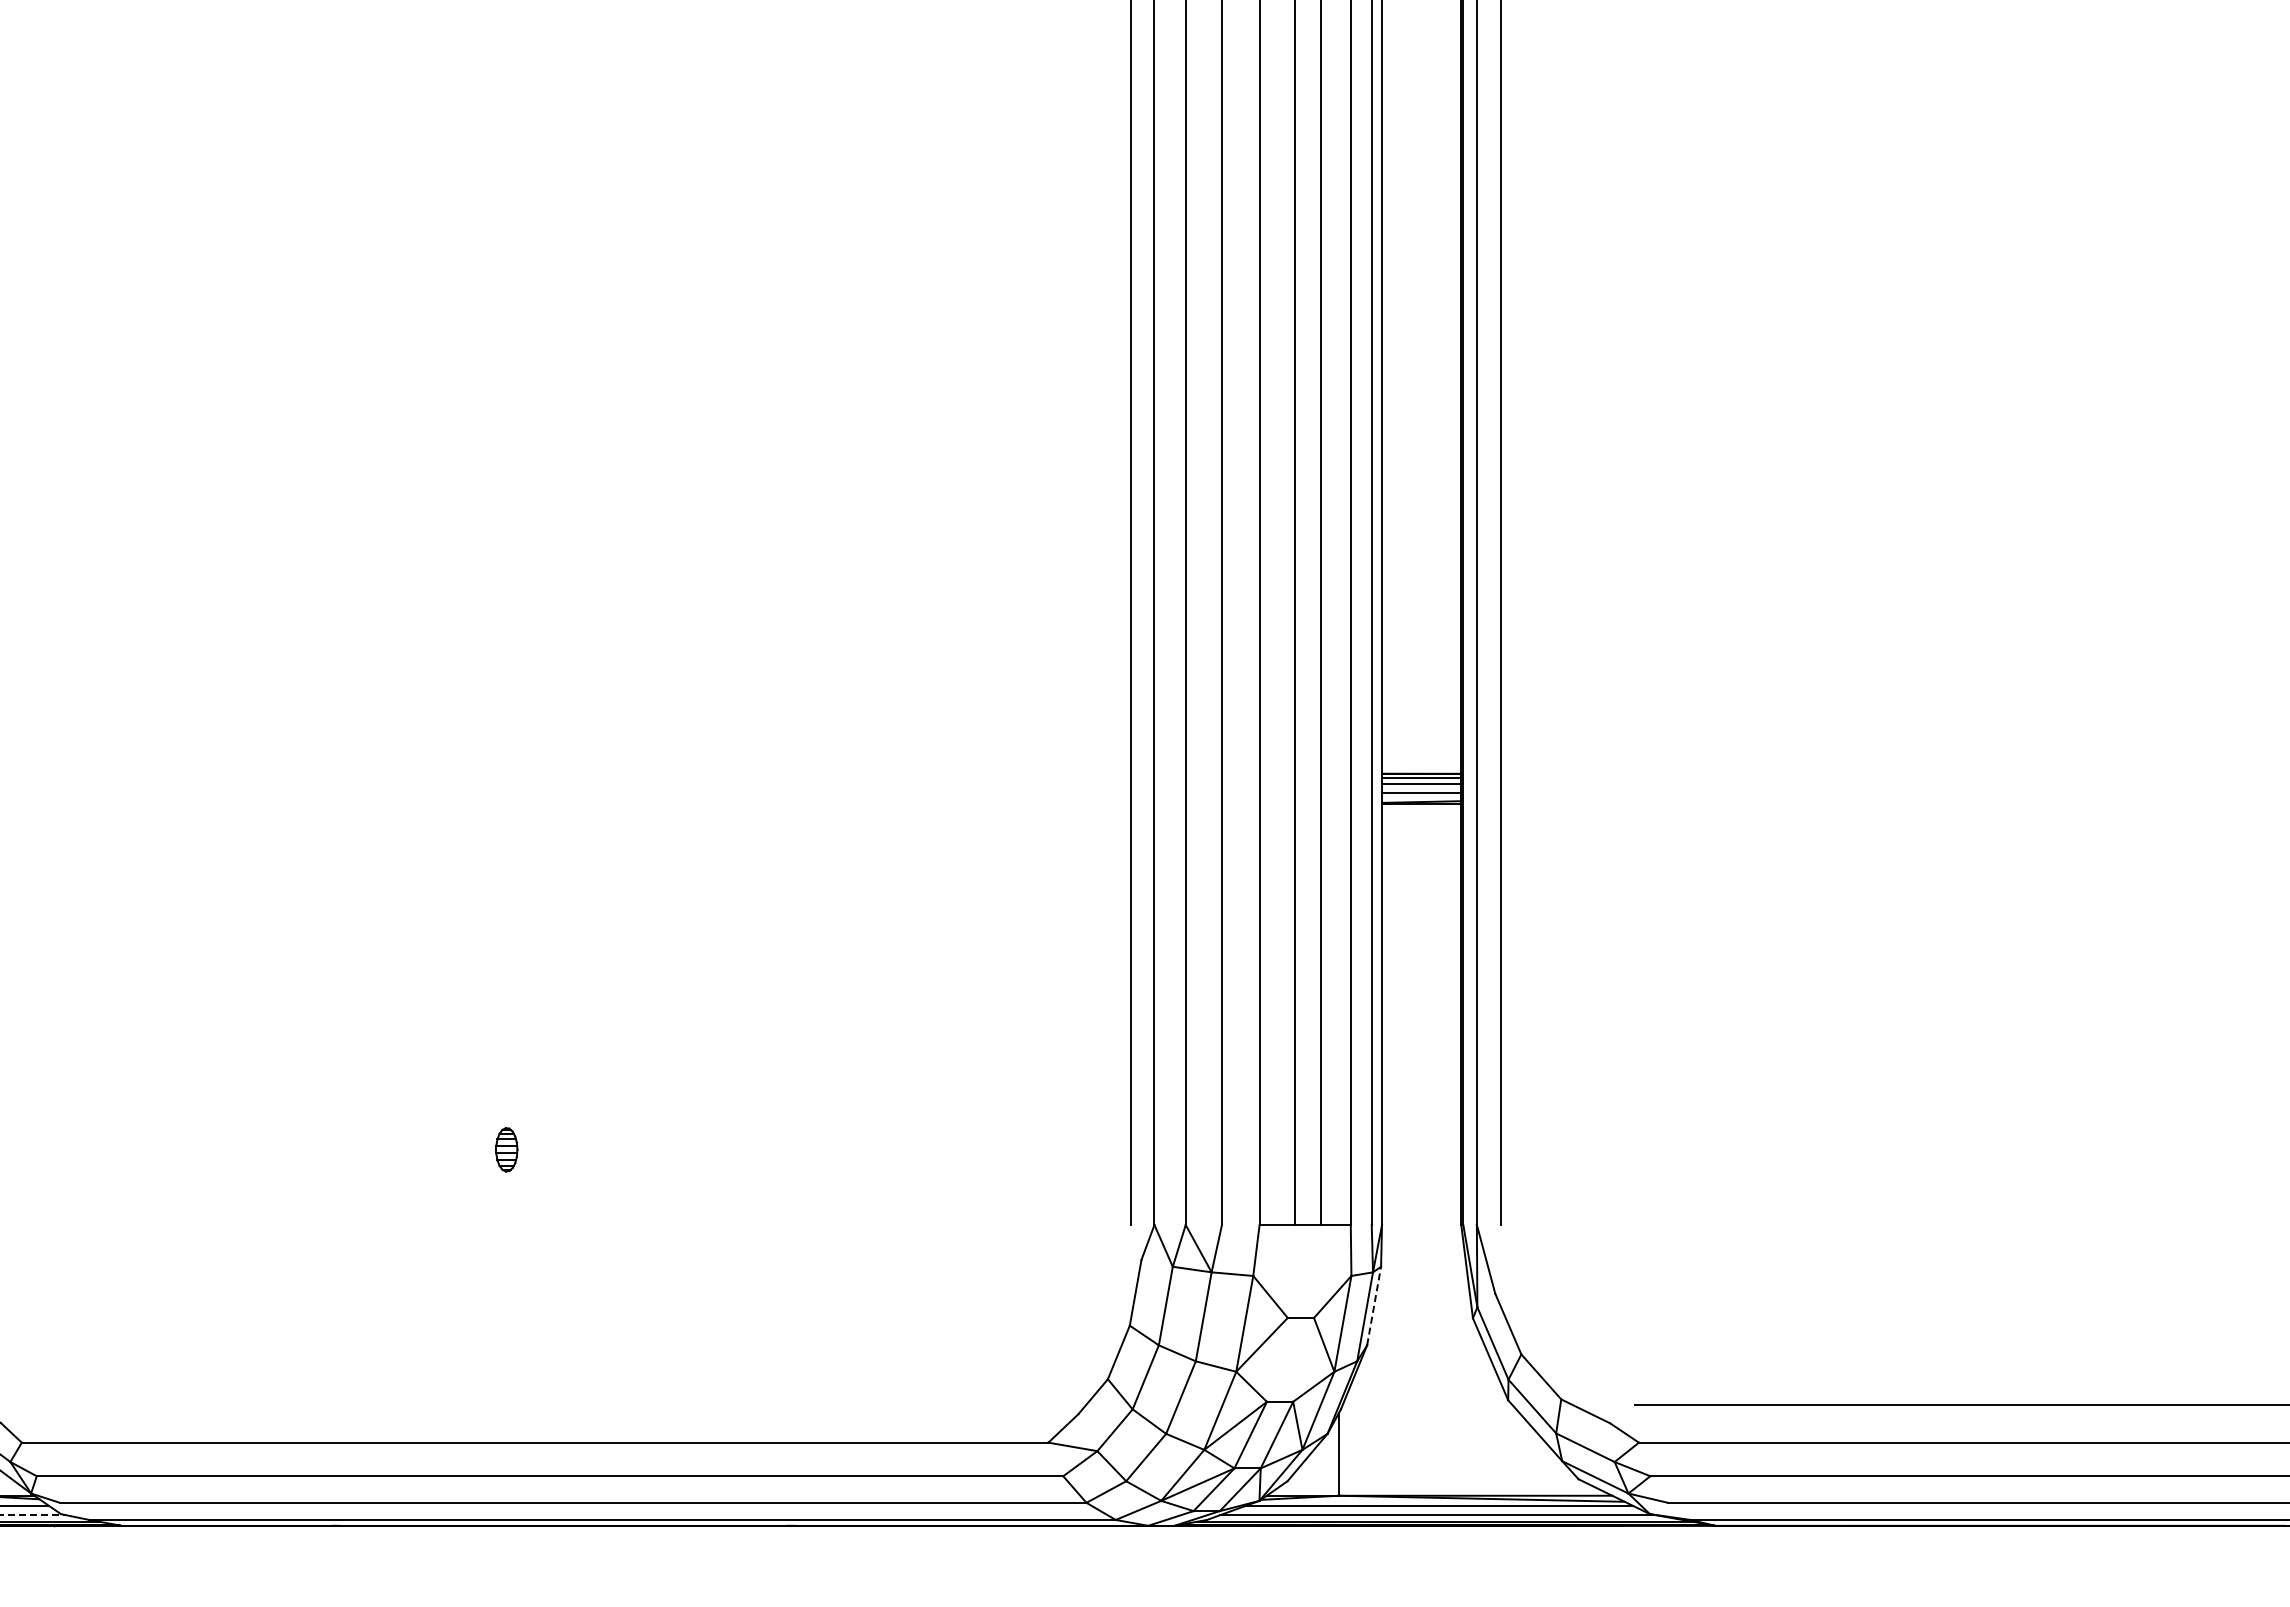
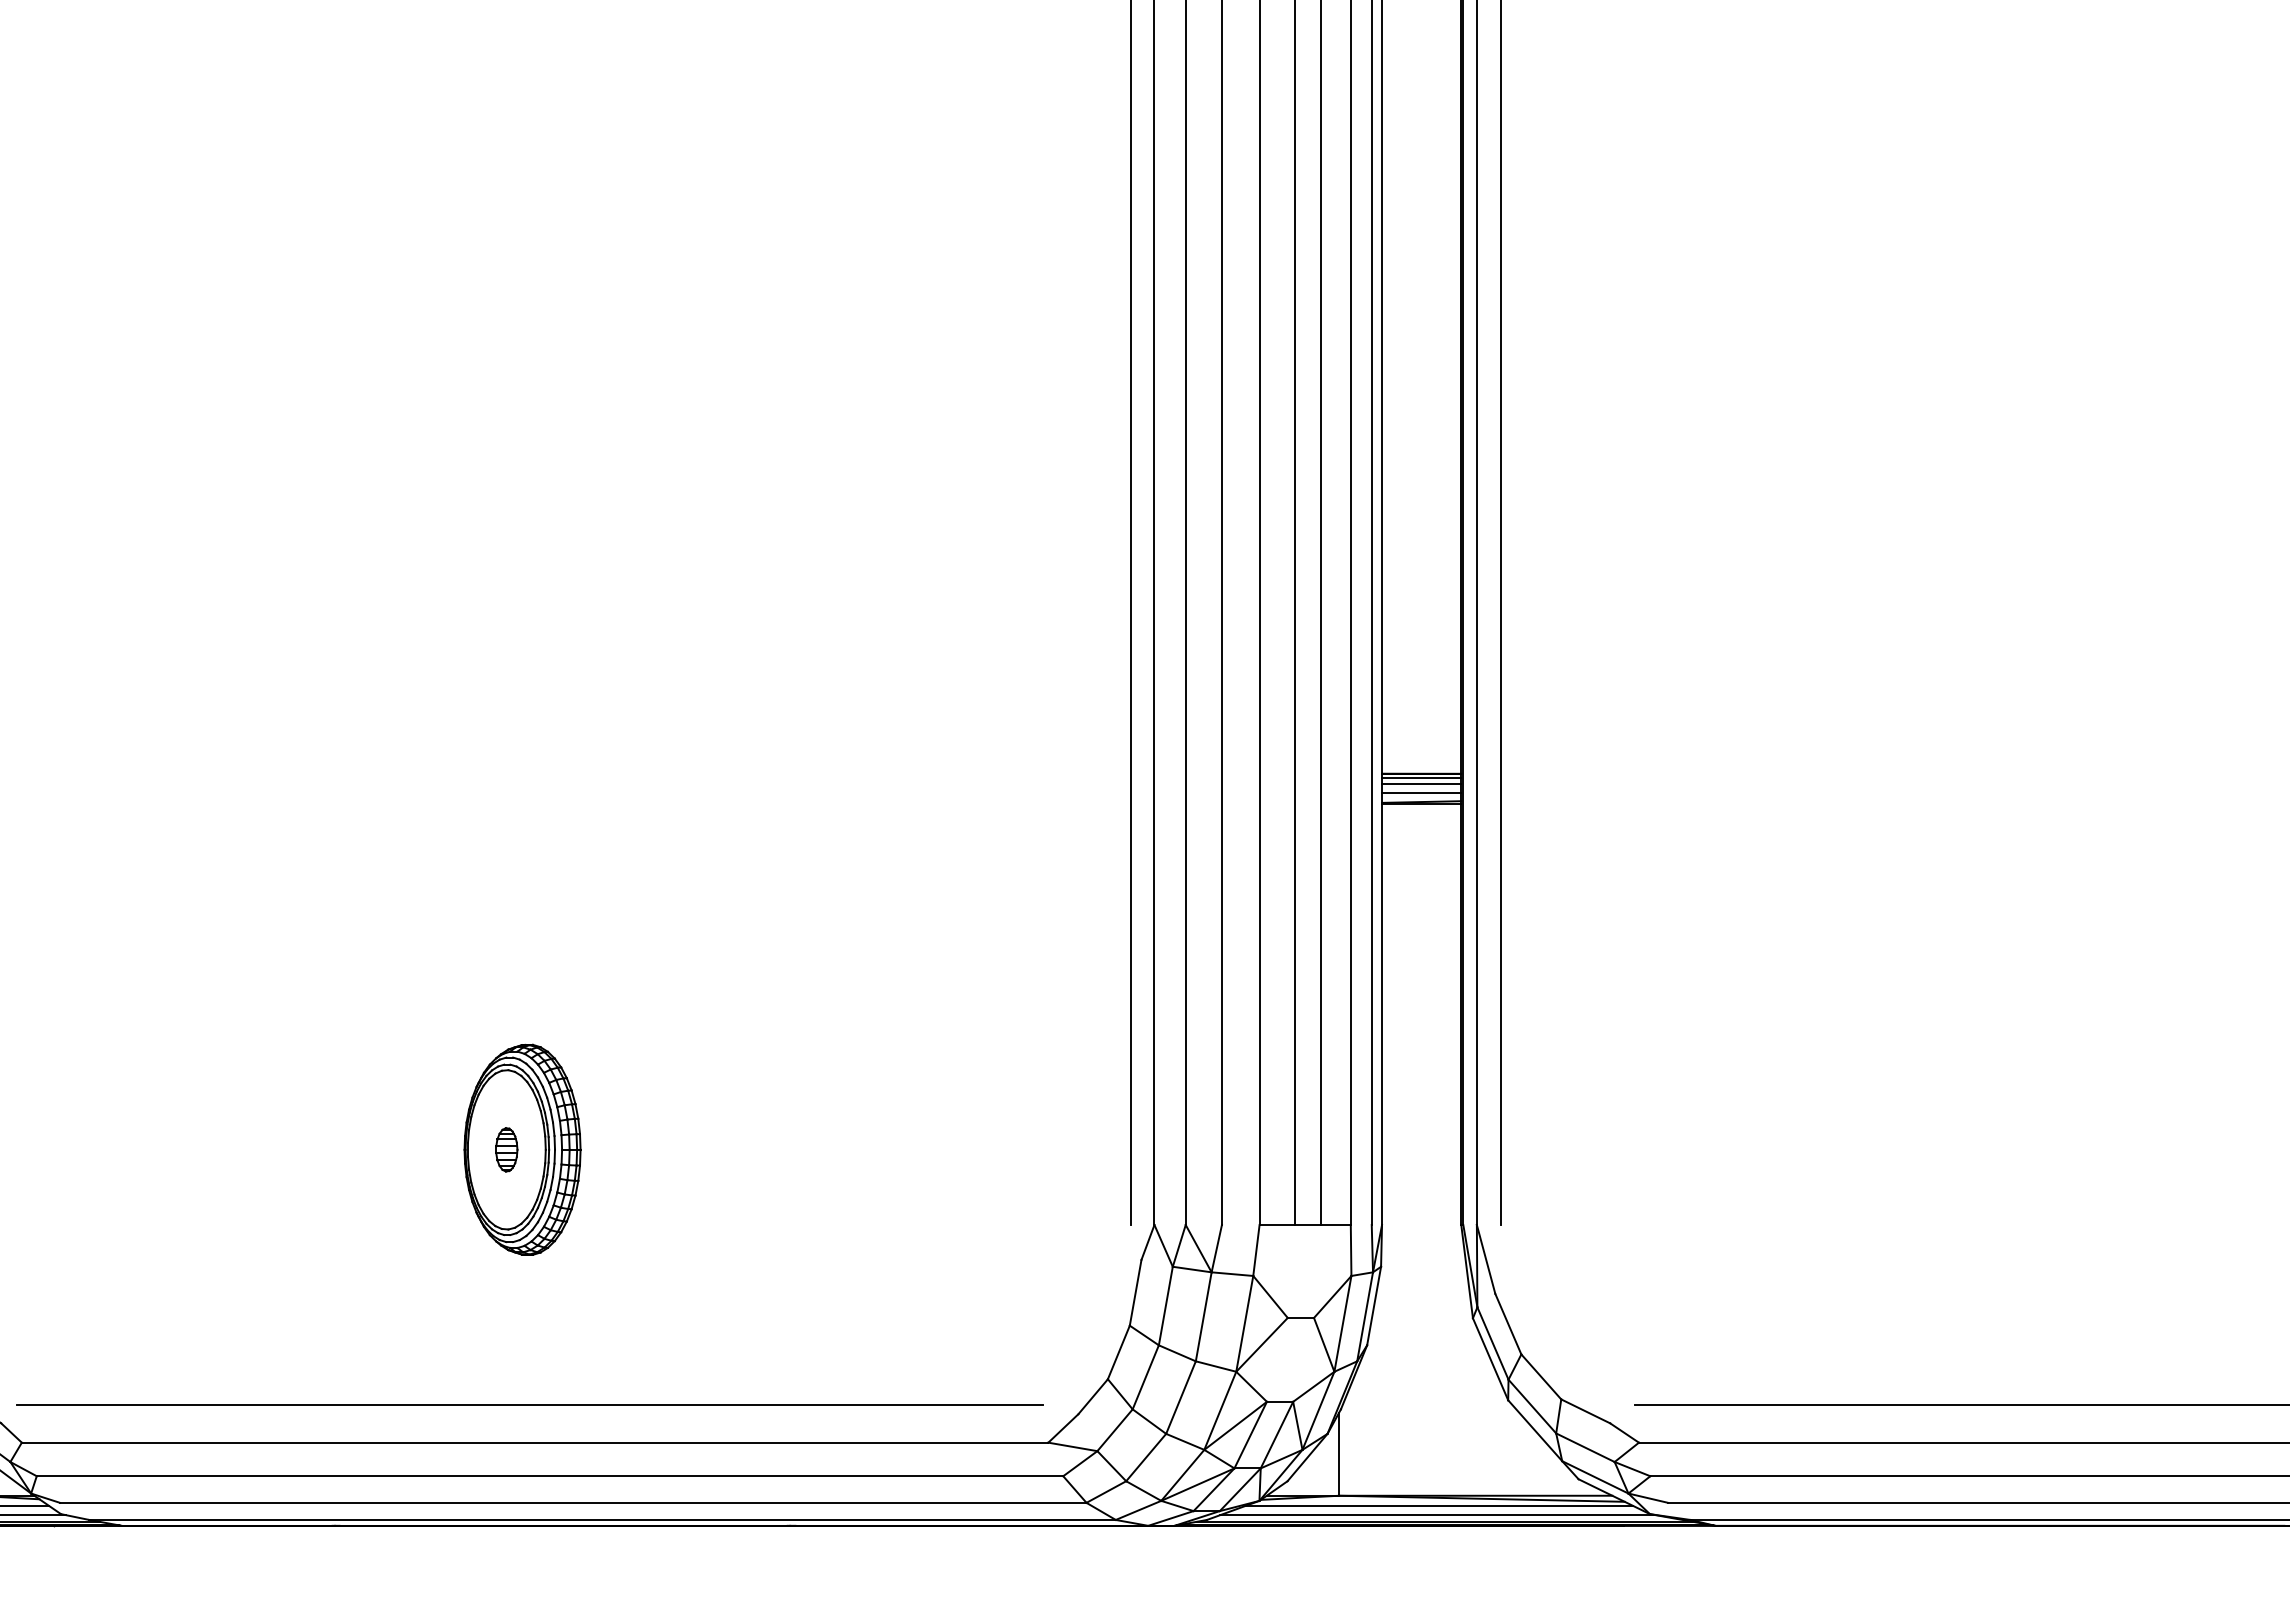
part: none -> present (522, 1149)
line: dashed -> solid (1374, 1306)
line: none -> present (529, 1404)
line: dashed -> solid (33, 1515)
